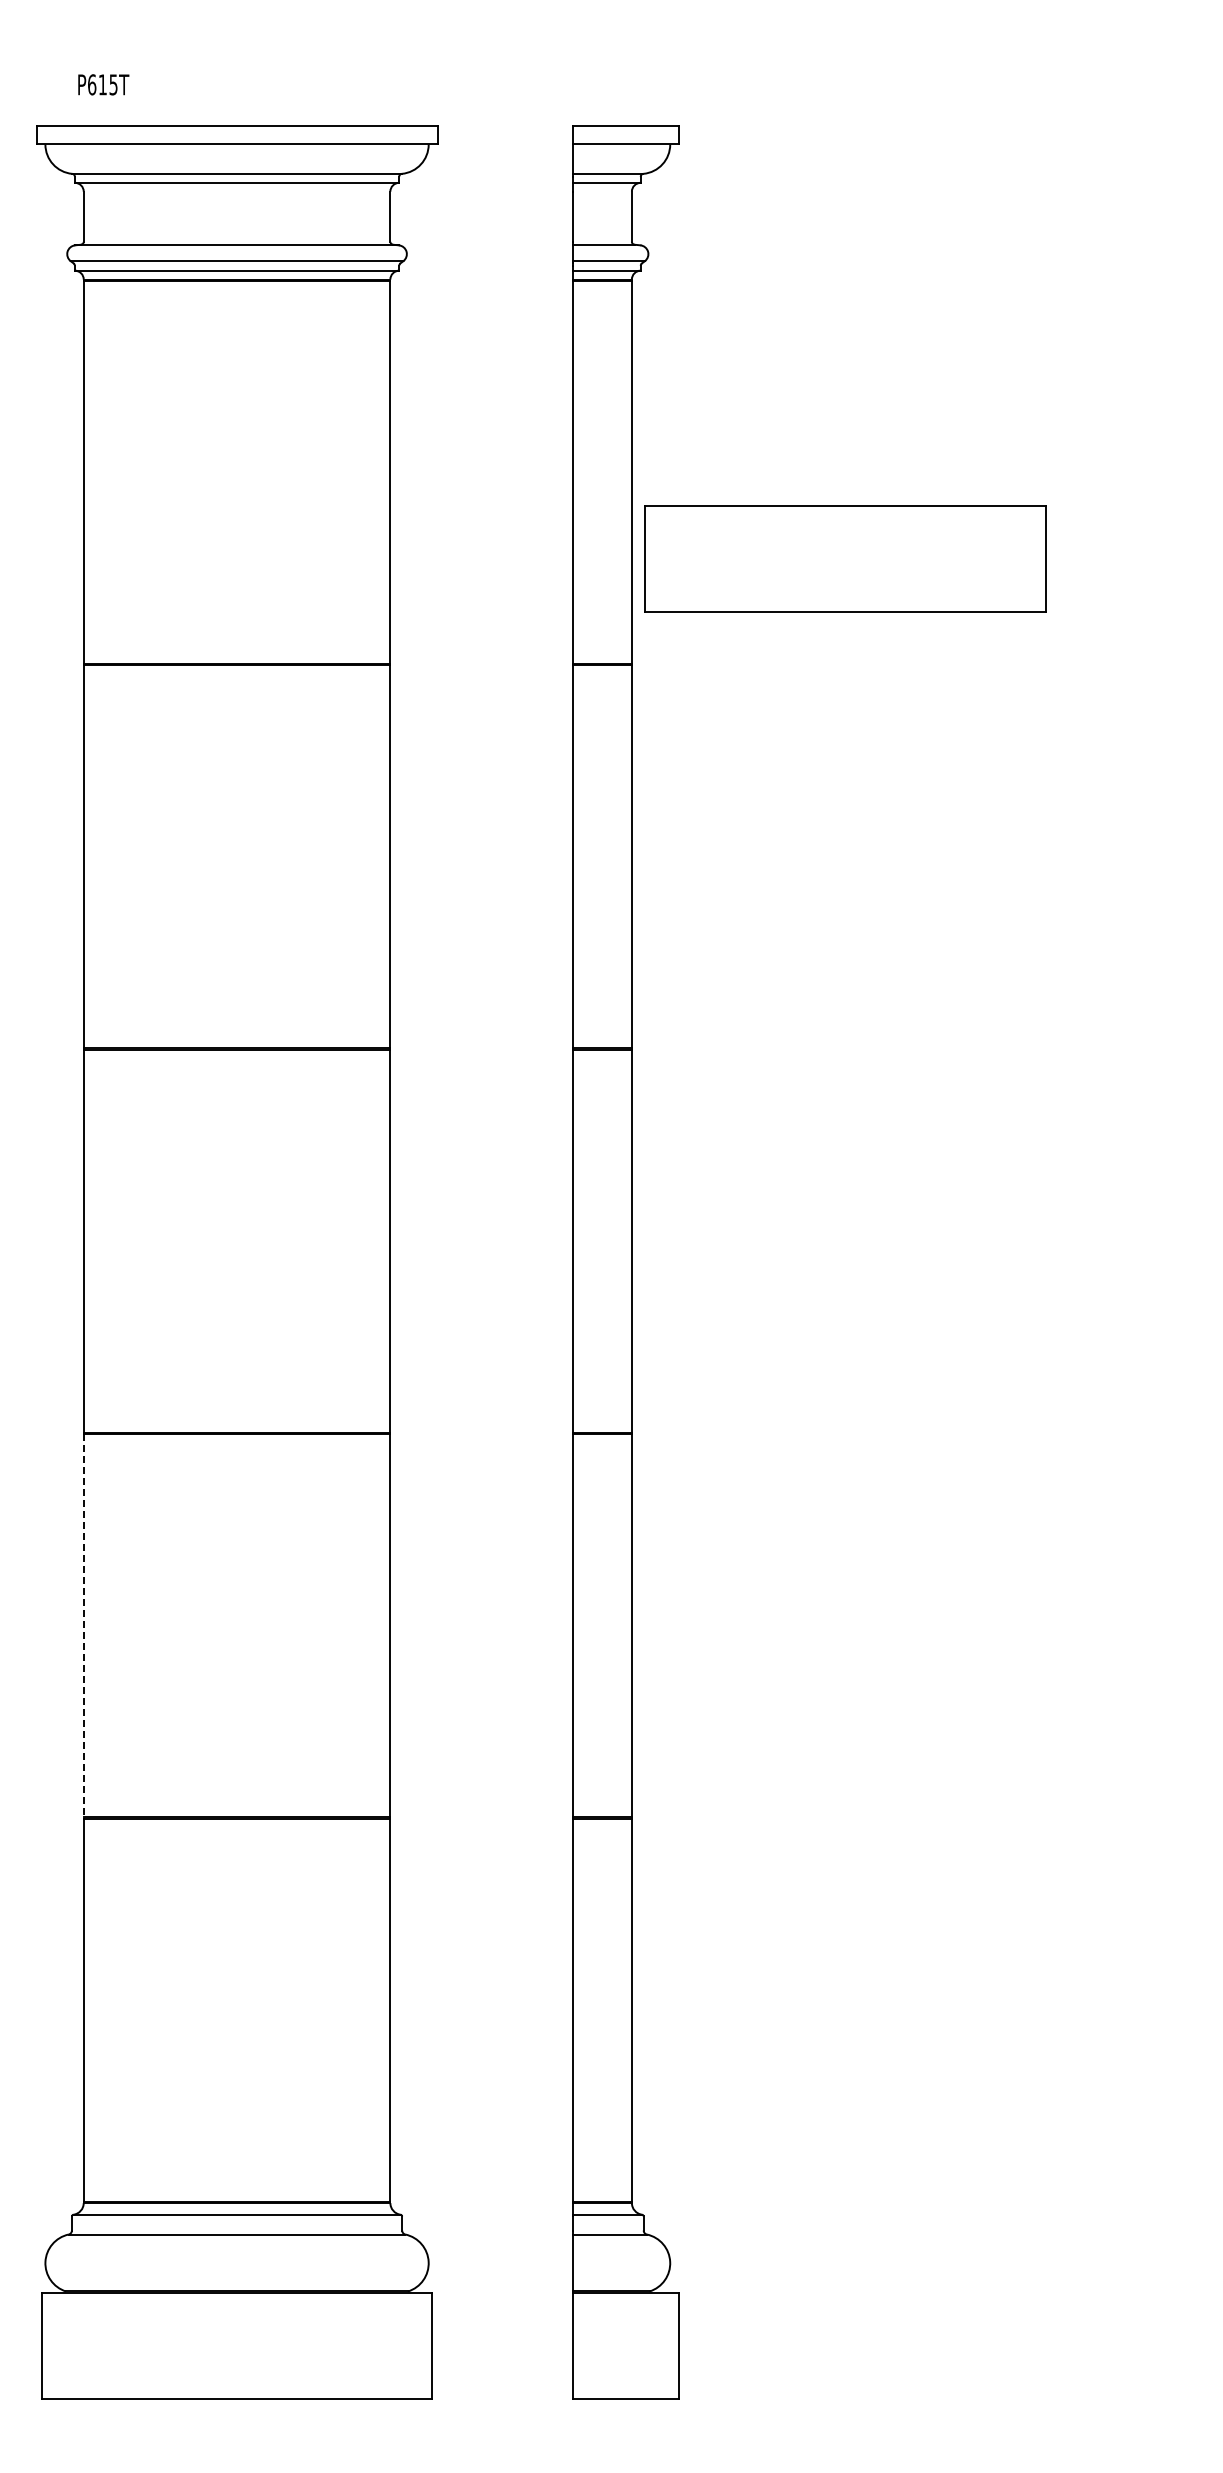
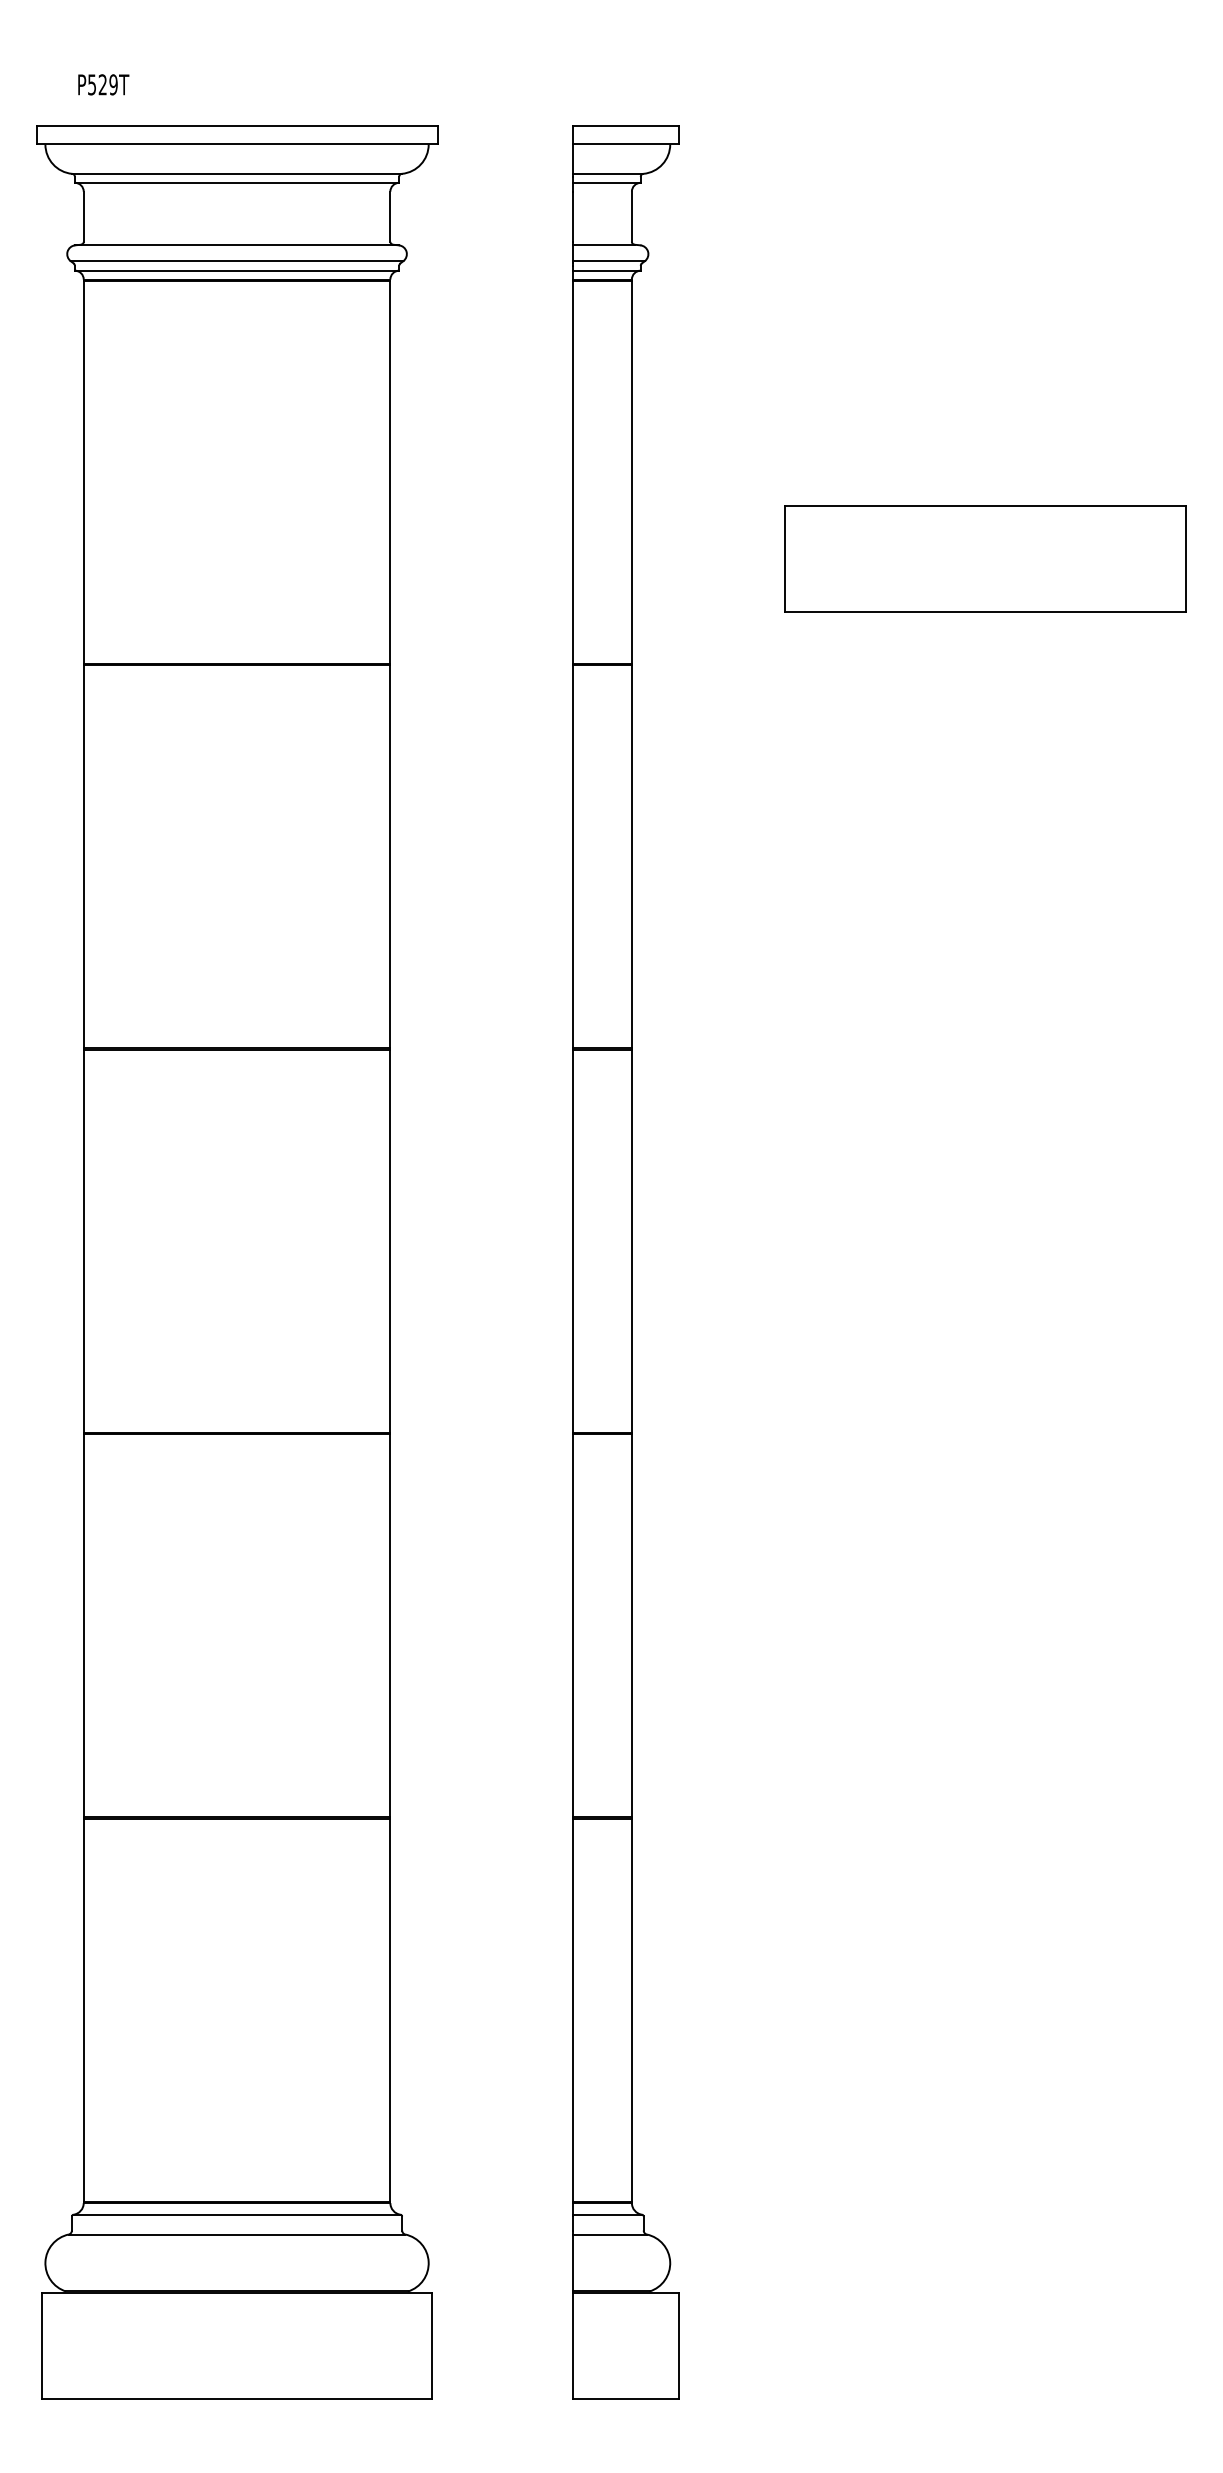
text: P615T -> P529T (102, 84)
part position: (845, 558) -> (985, 558) (985, 558)
line: dashed -> solid (83, 1625)
